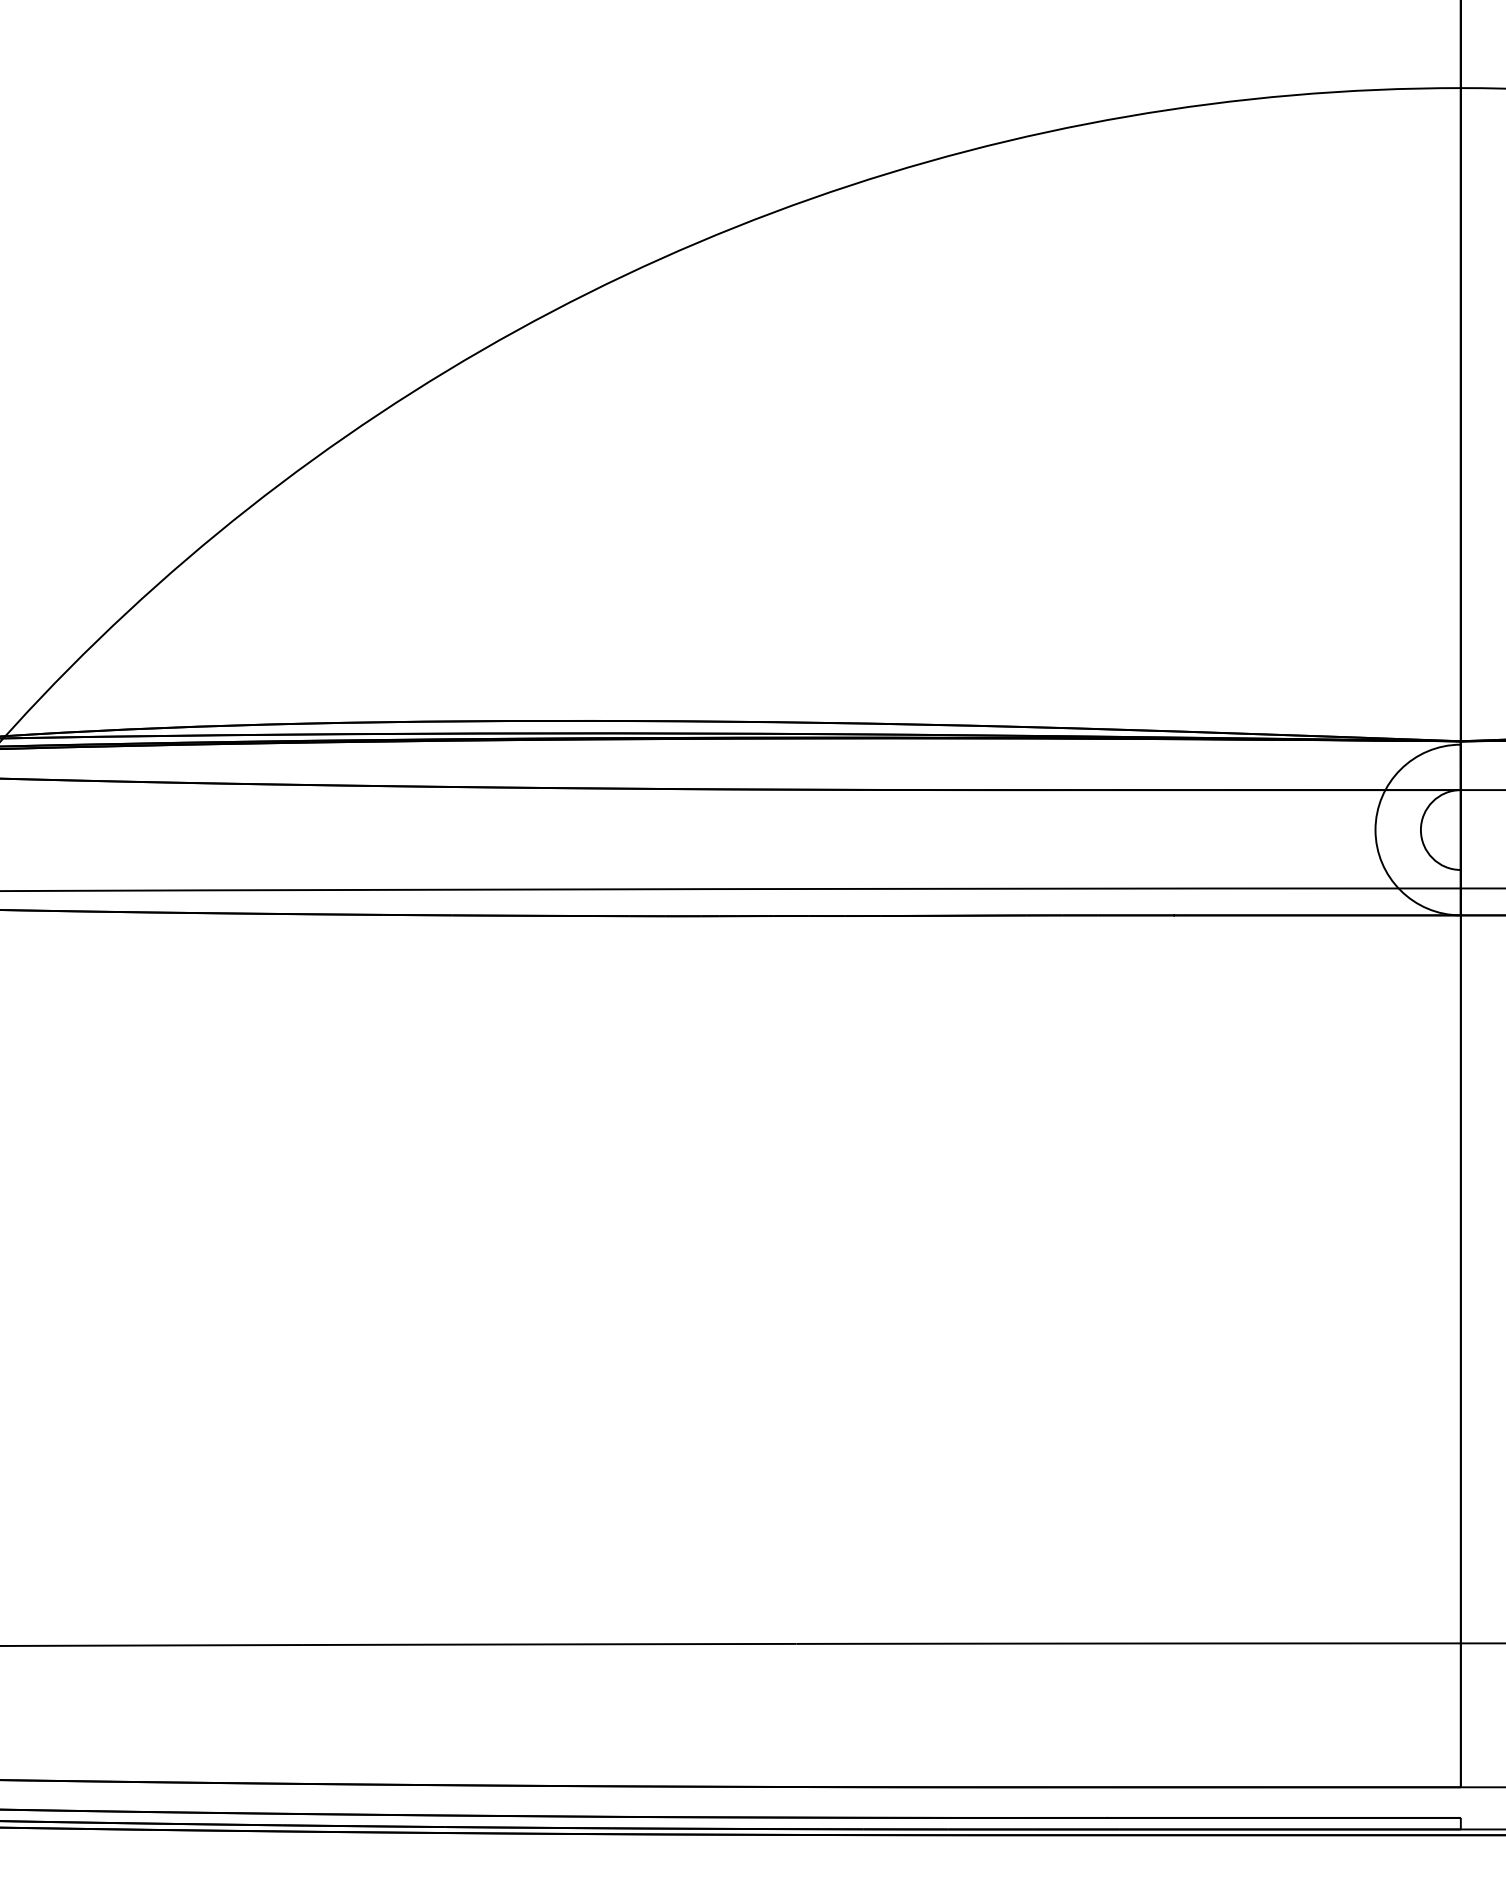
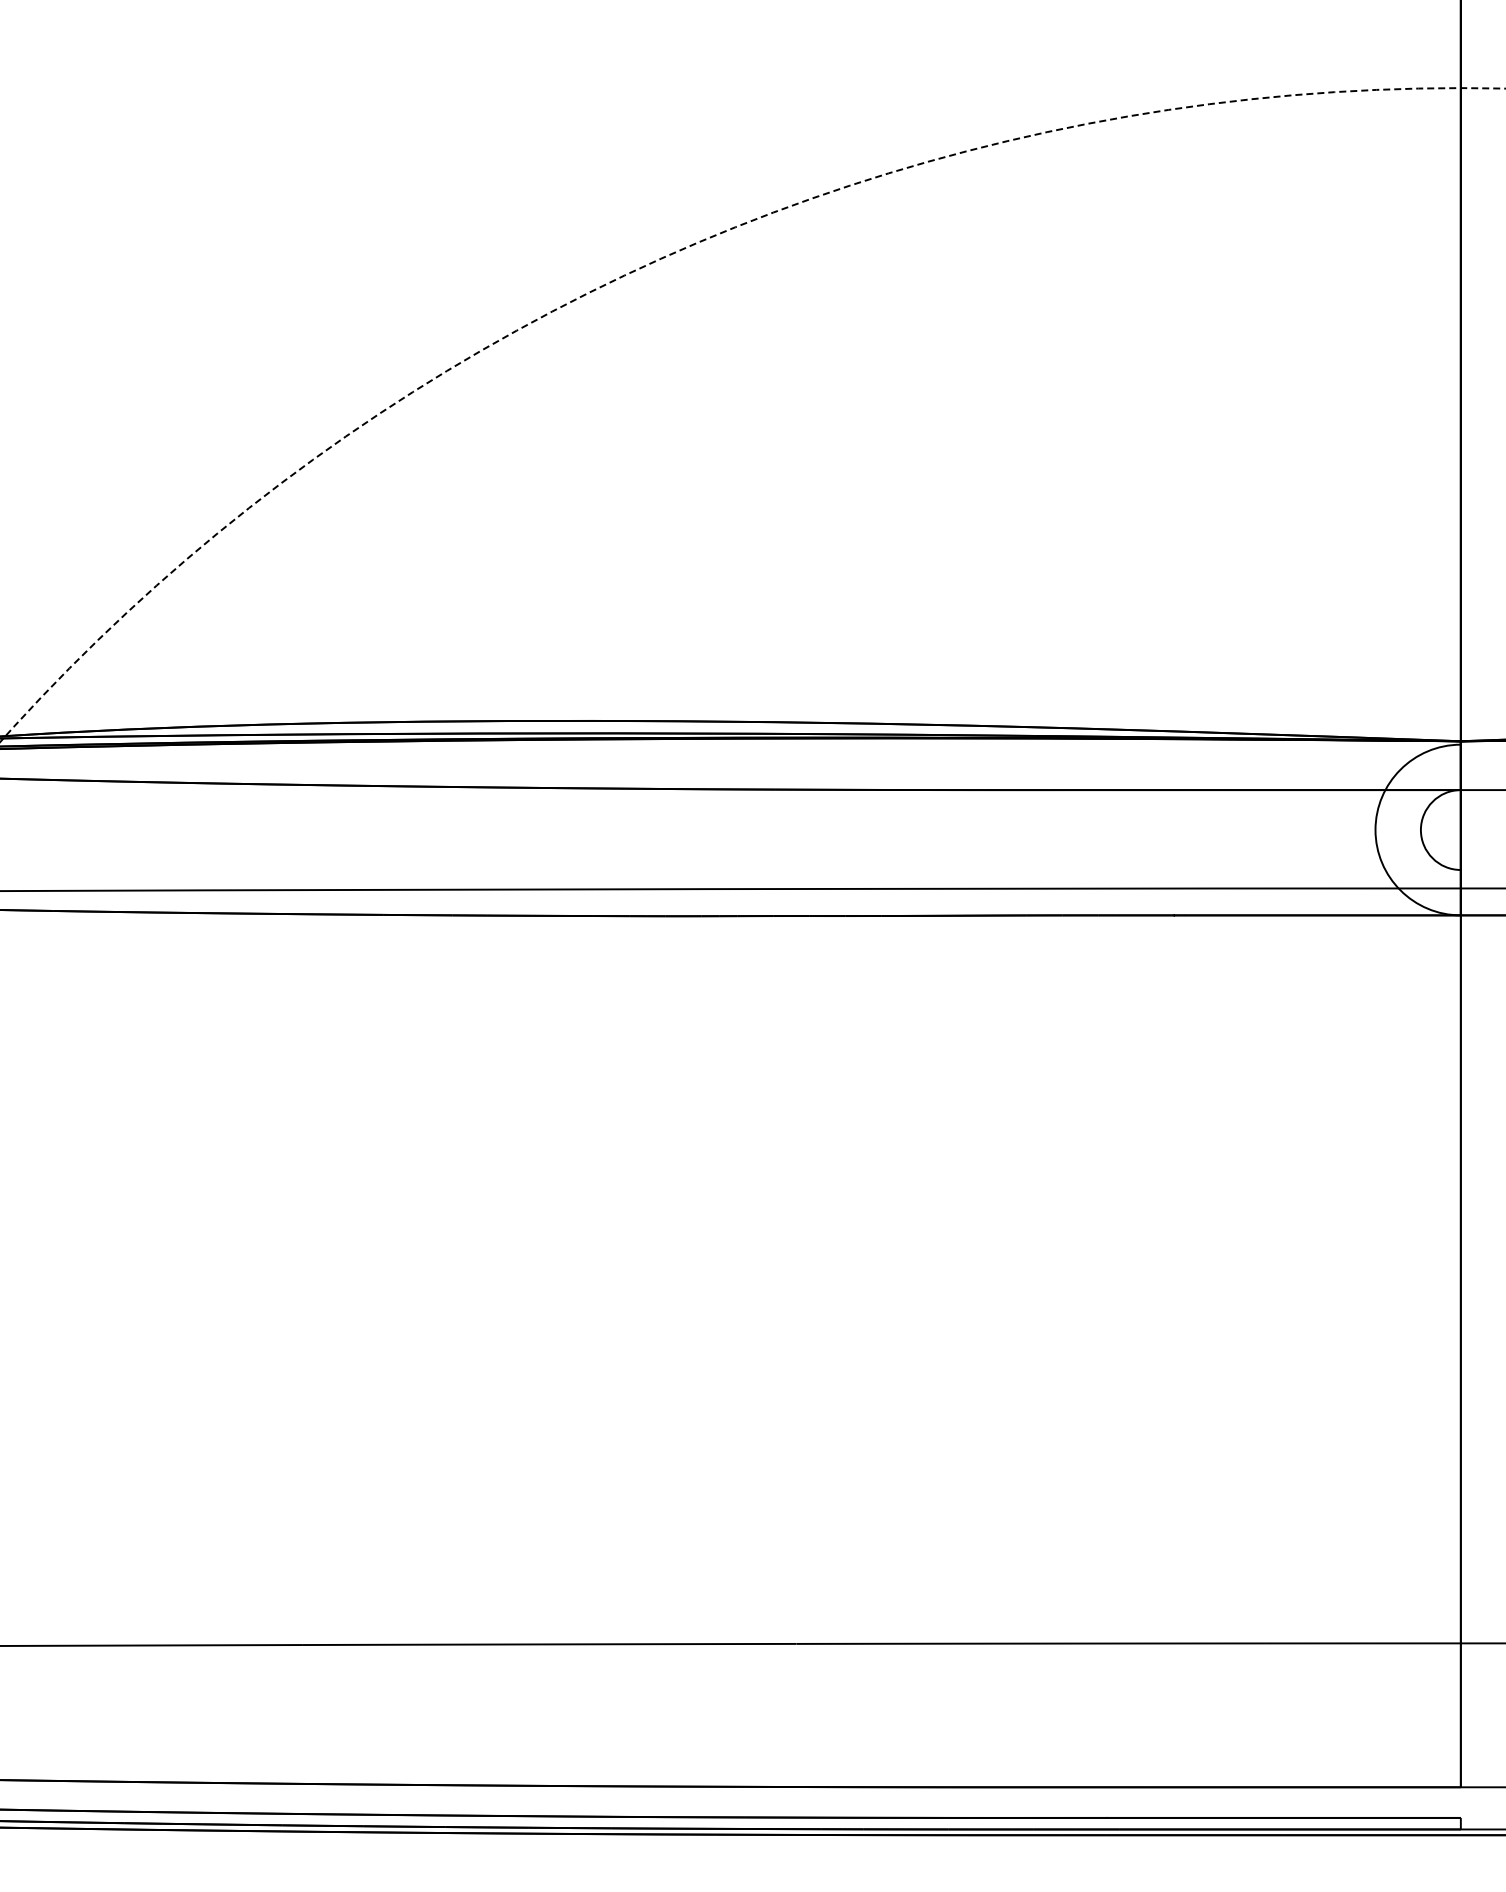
arc: solid -> dashed (678, 251)
